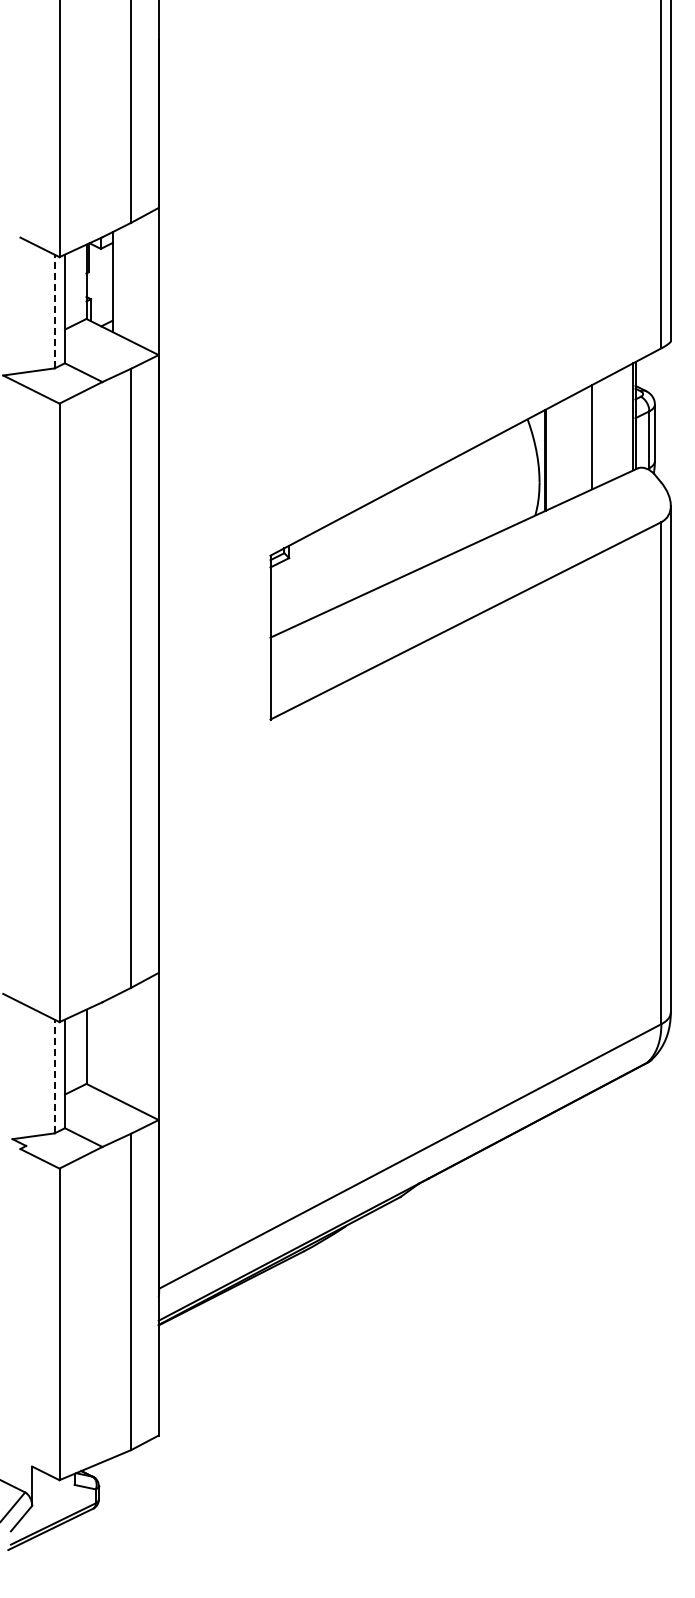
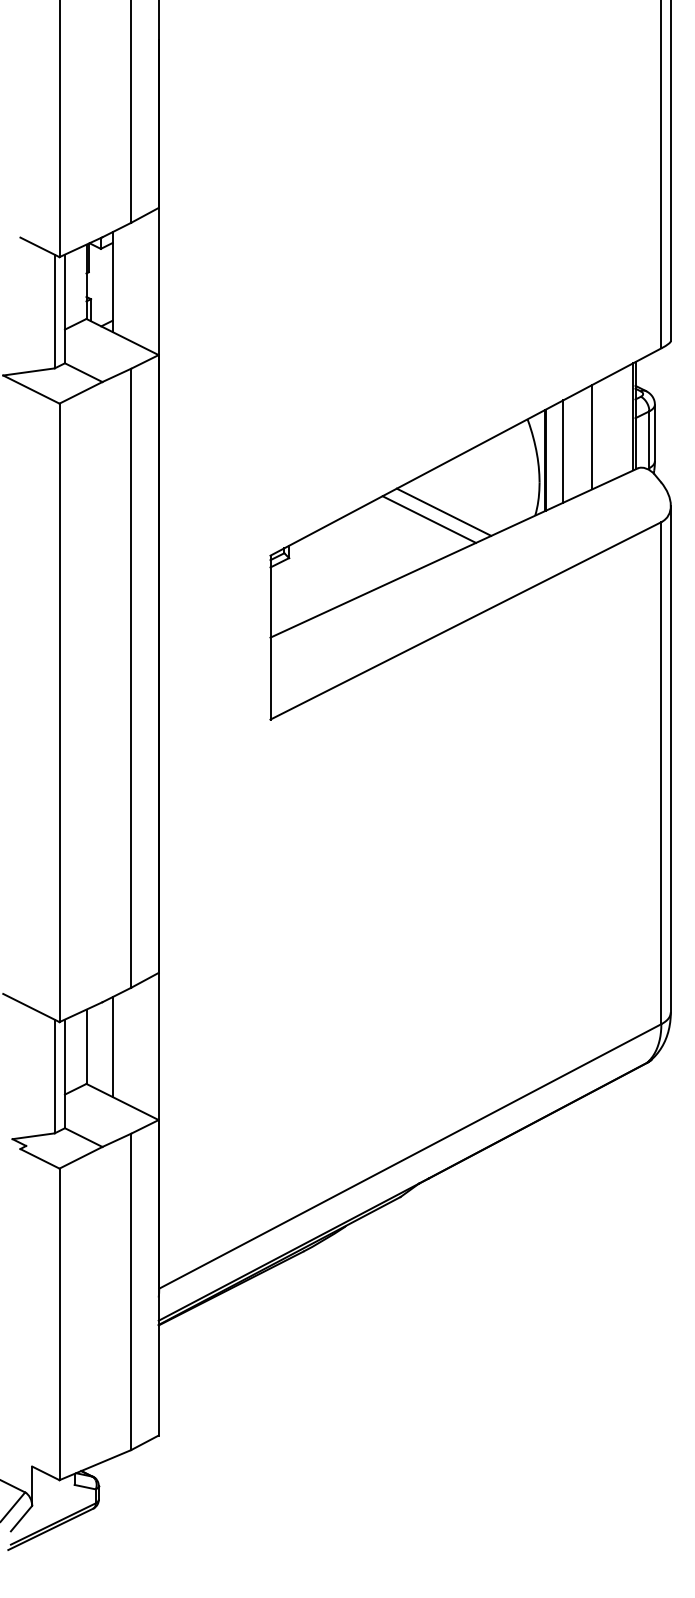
line: dashed -> solid (54, 311)
line: none -> present (563, 451)
line: none -> present (443, 511)
line: none -> present (429, 519)
line: none -> present (112, 1047)
line: dashed -> solid (54, 1076)
